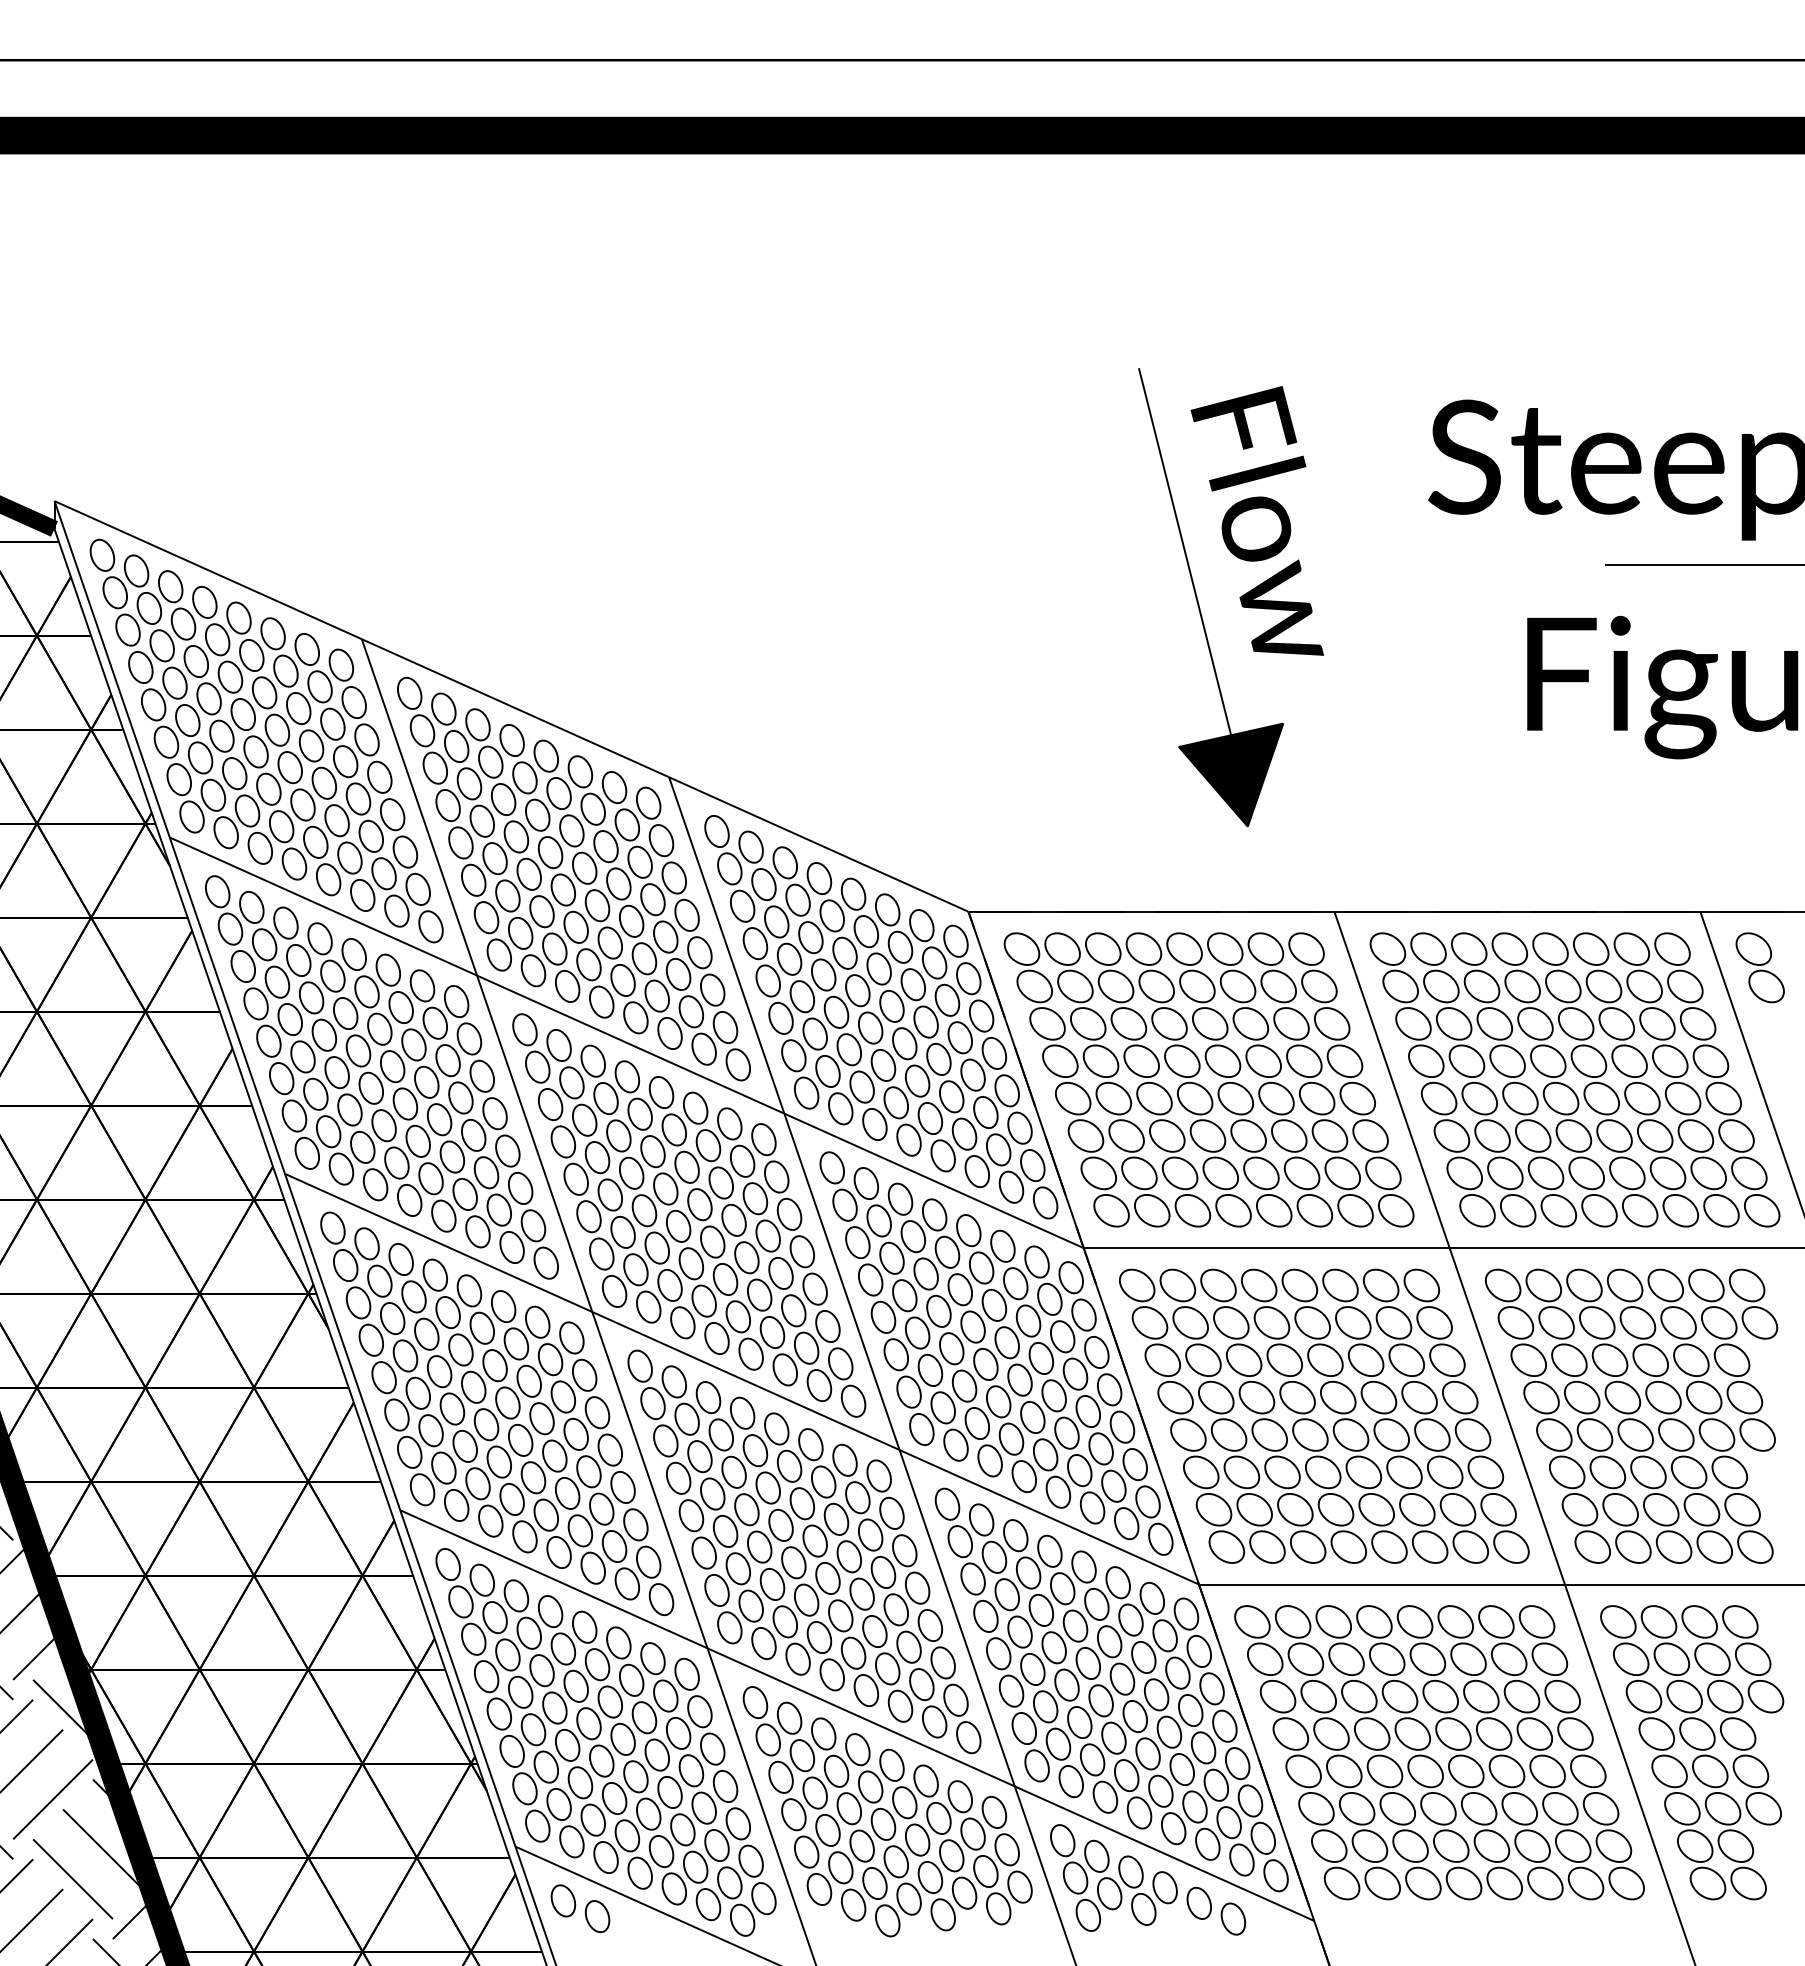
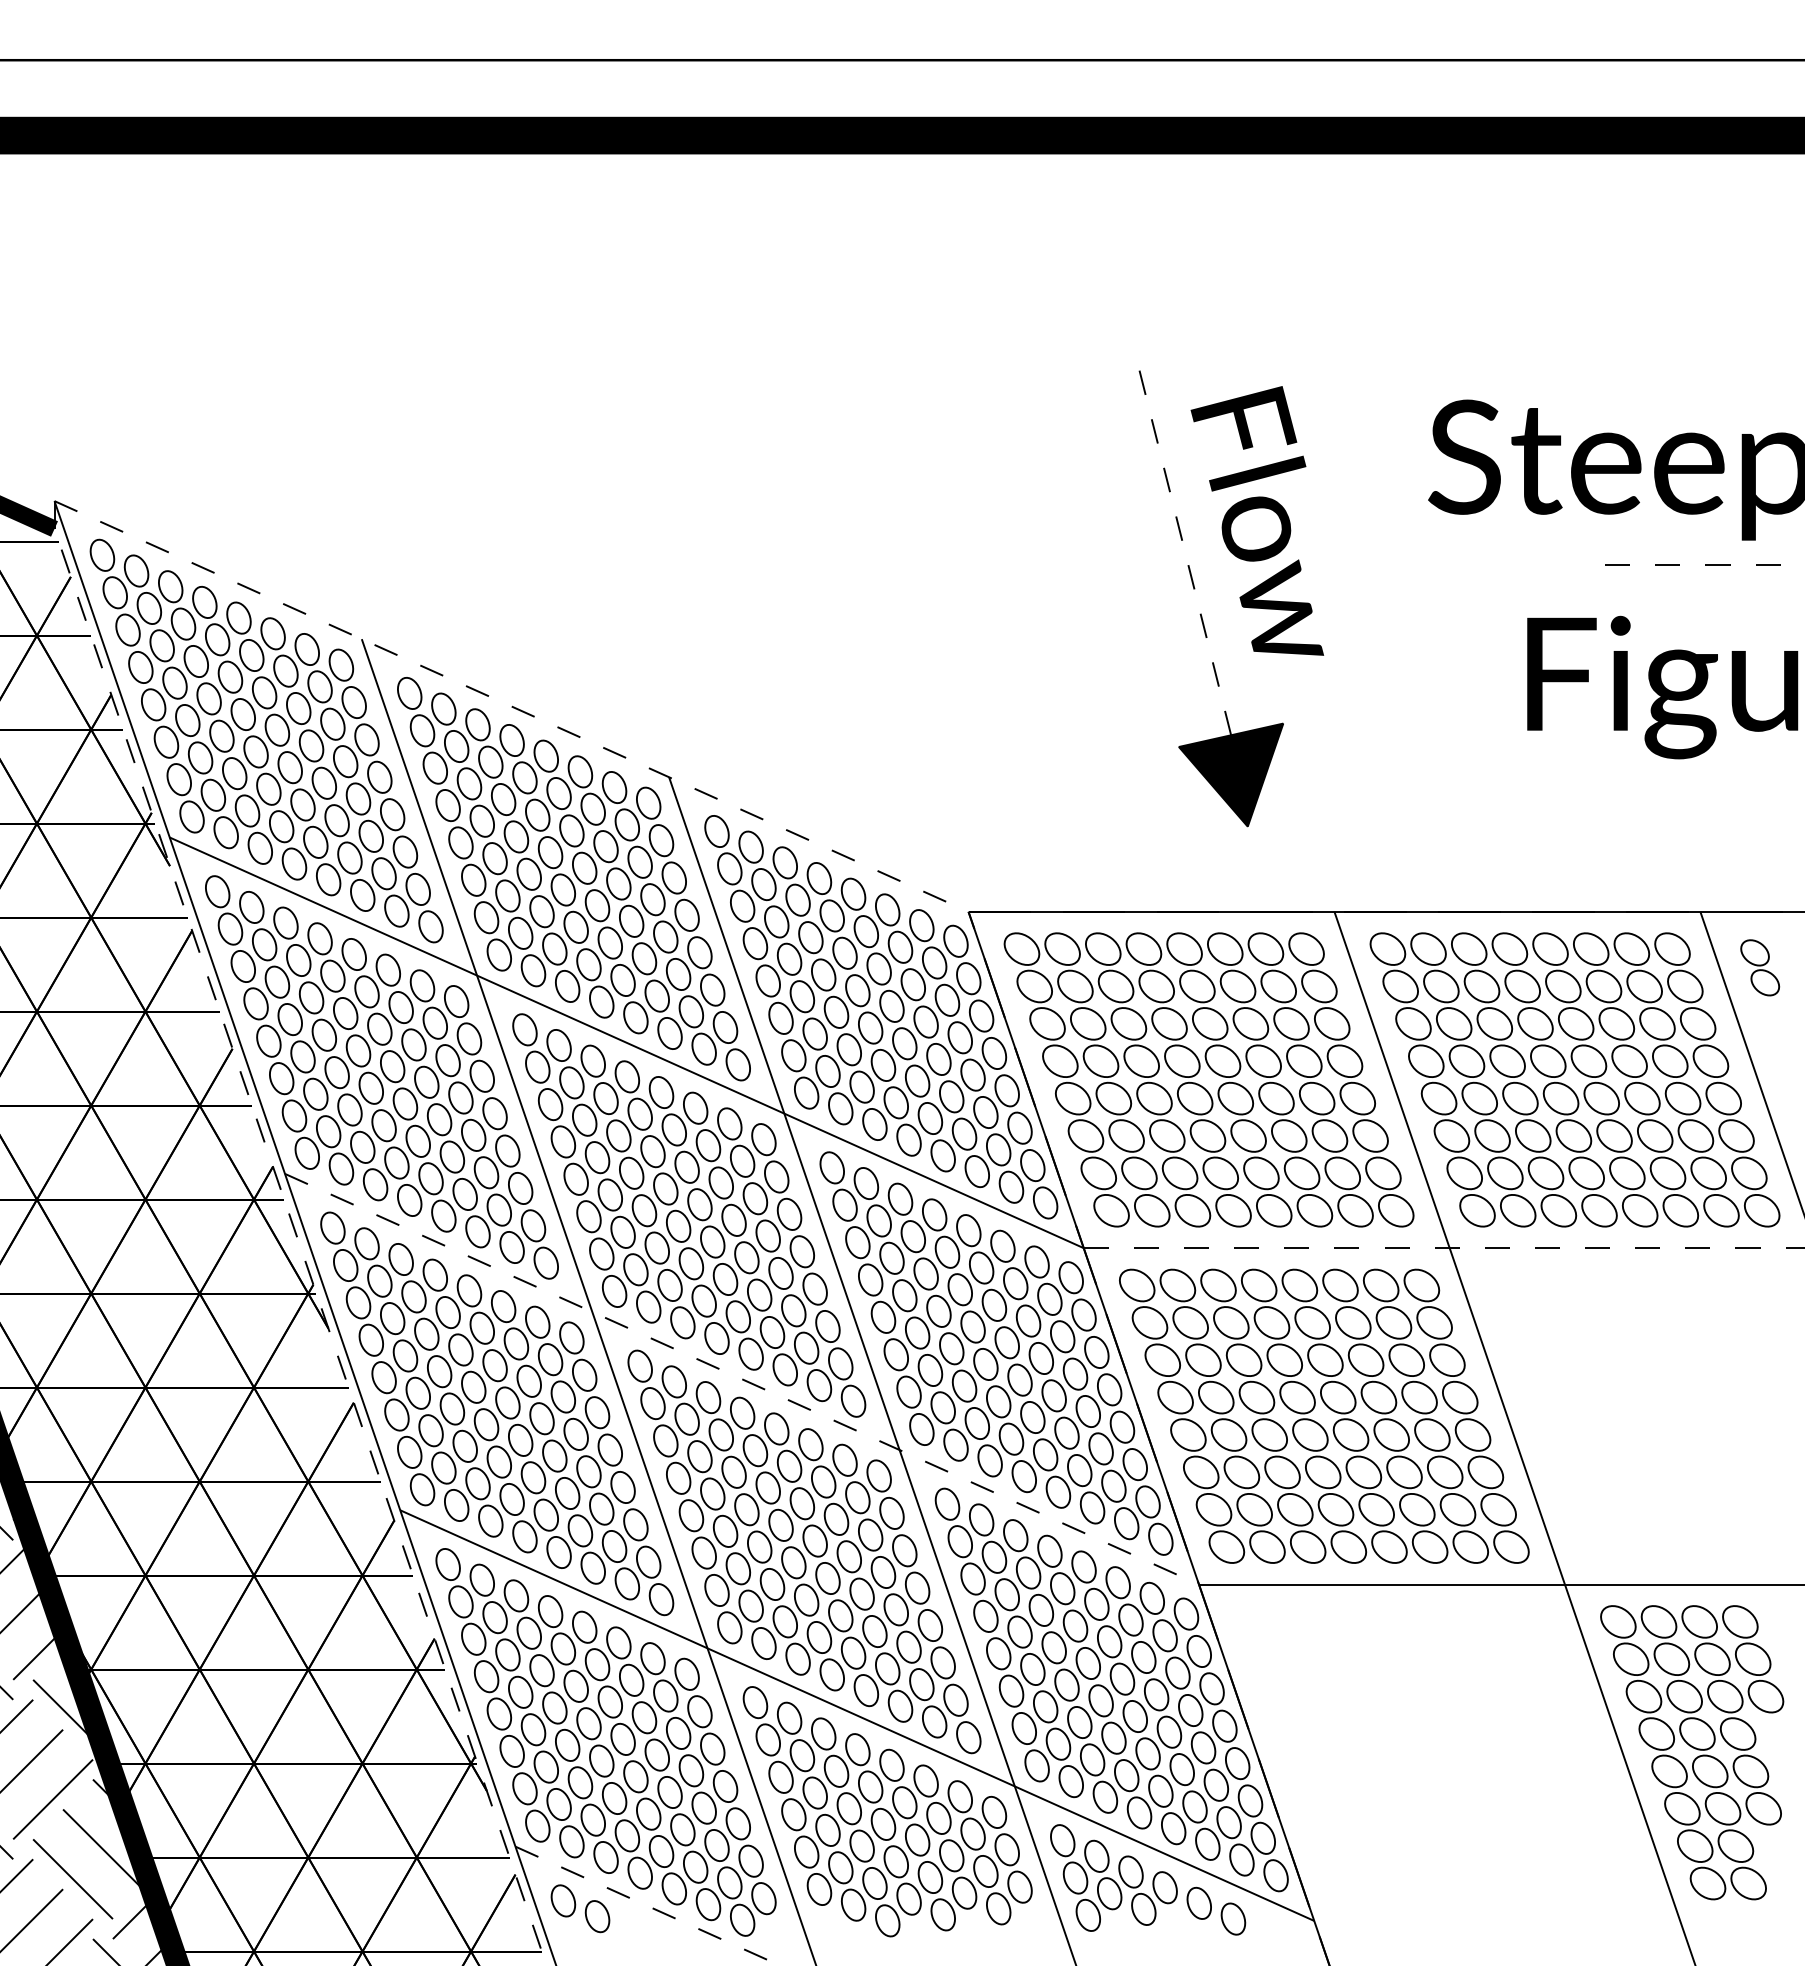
line: solid -> dashed (1184, 551)
line: solid -> dashed (1705, 565)
line: solid -> dashed (511, 706)
part size: 50x72 px -> 41x58 px (1760, 967)
line: solid -> dashed (300, 1247)
line: solid -> dashed (1444, 1248)
line: solid -> dashed (742, 1379)
part: present -> none (1631, 1415)
part: present -> none (1445, 1746)
line: solid -> dashed (648, 1906)
